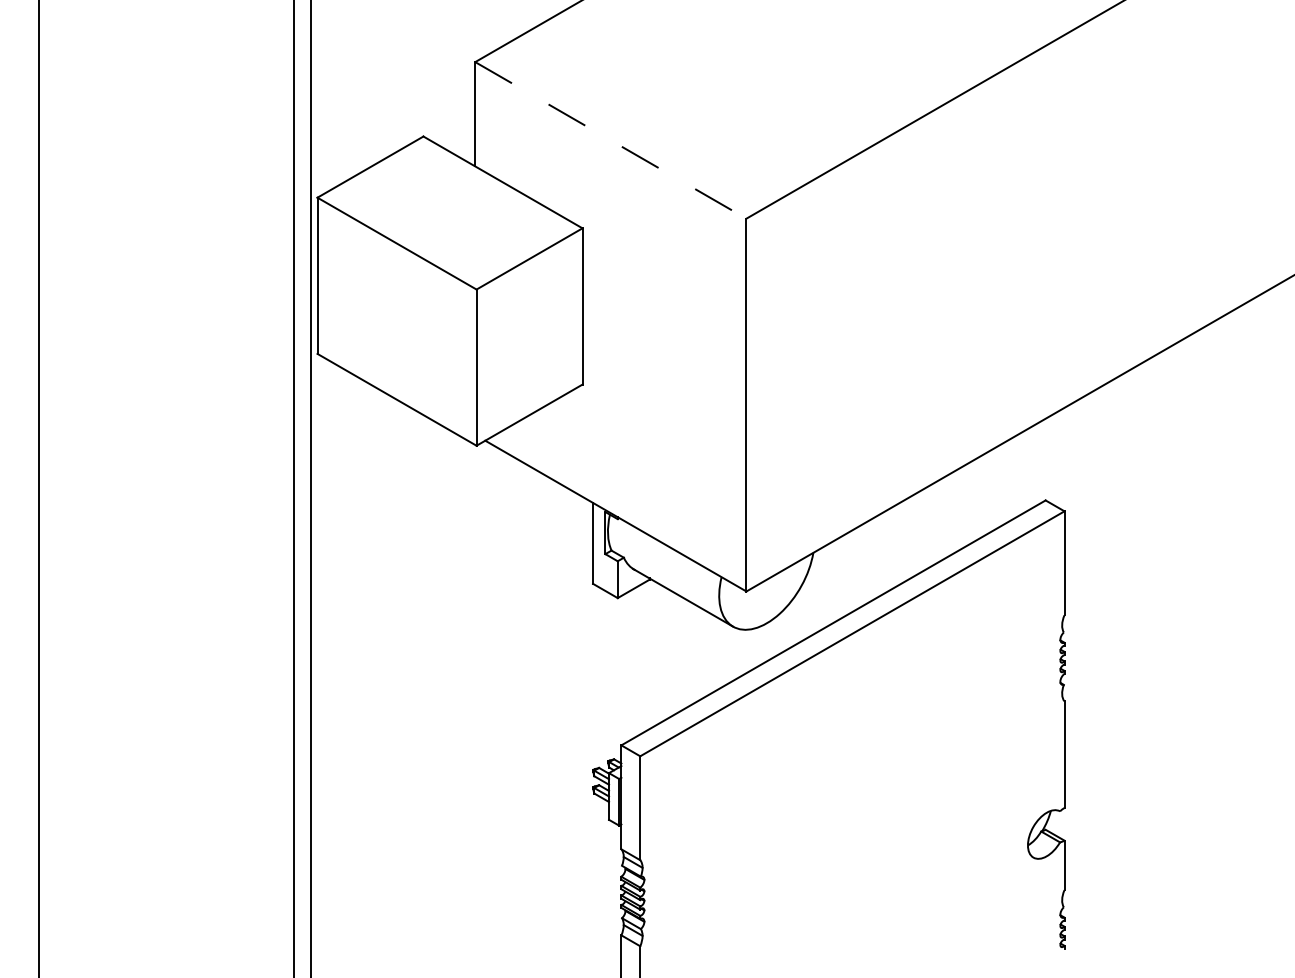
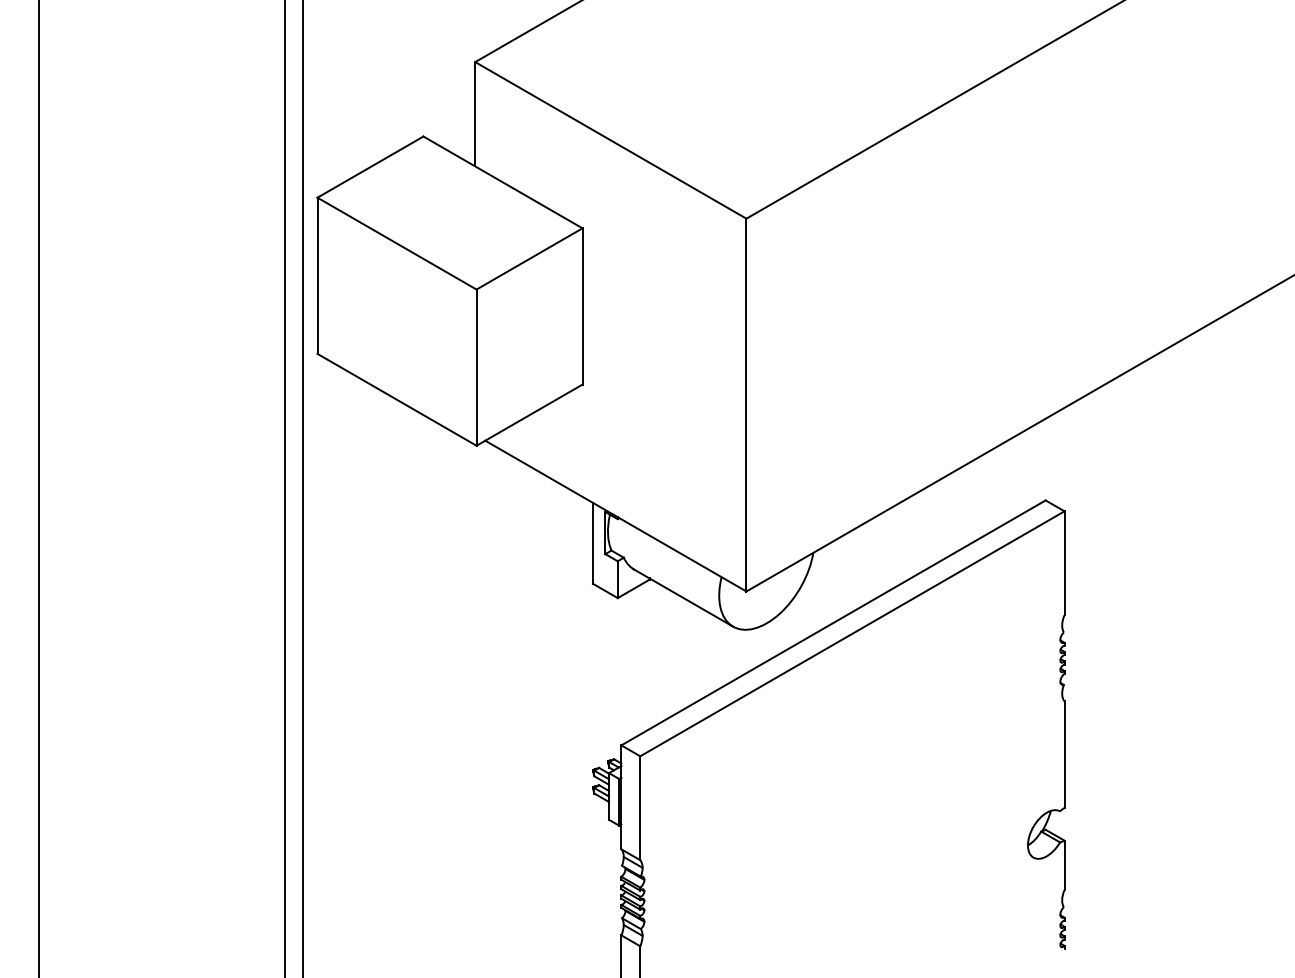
line: dashed -> solid (610, 140)
line position: (293, 488) -> (284, 488) (284, 488)
line position: (311, 488) -> (303, 488) (303, 488)
